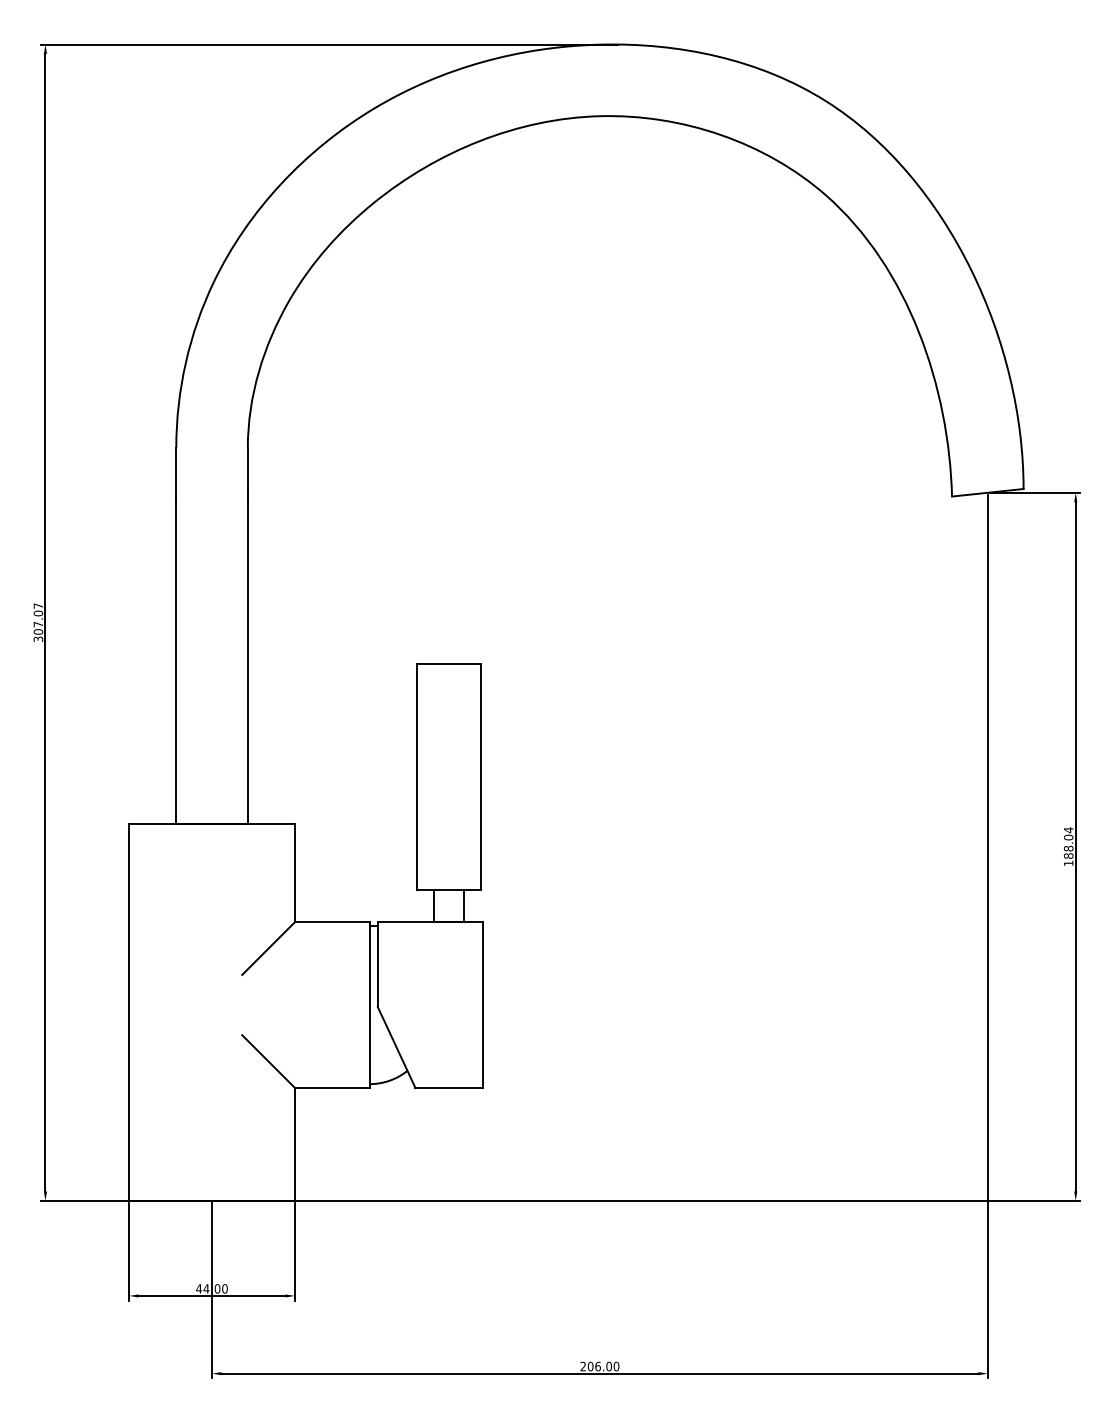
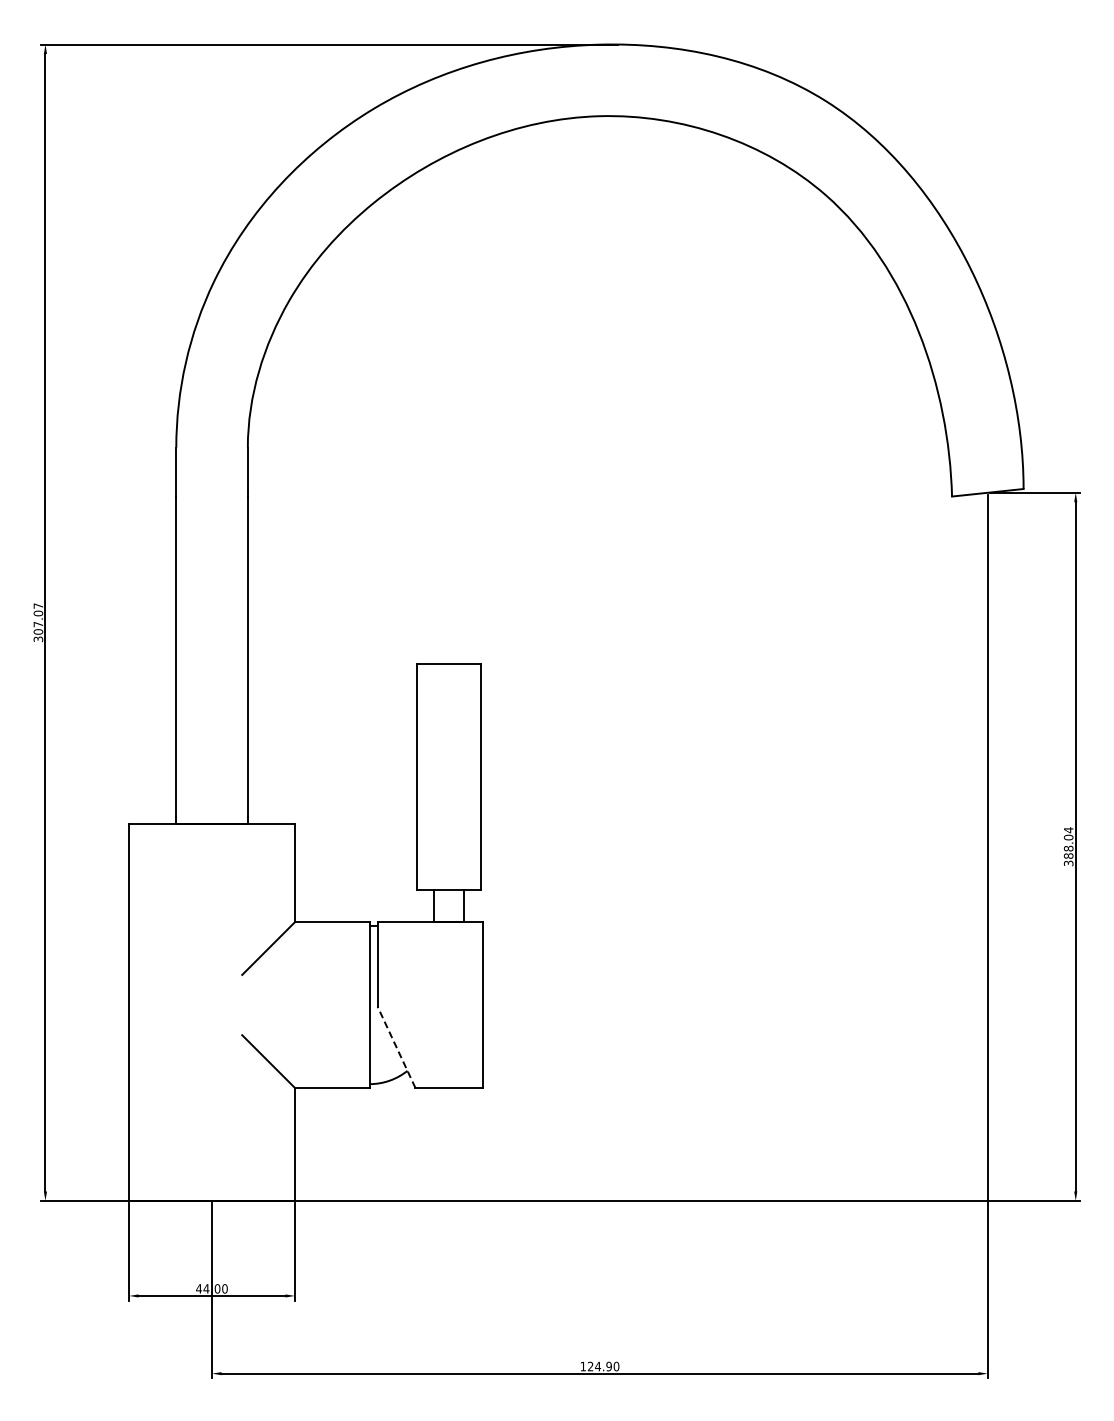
text: 188.04 -> 388.04 (1068, 863)
line: solid -> dashed (396, 1047)
text: 206.00 -> 124.90 (595, 1366)
